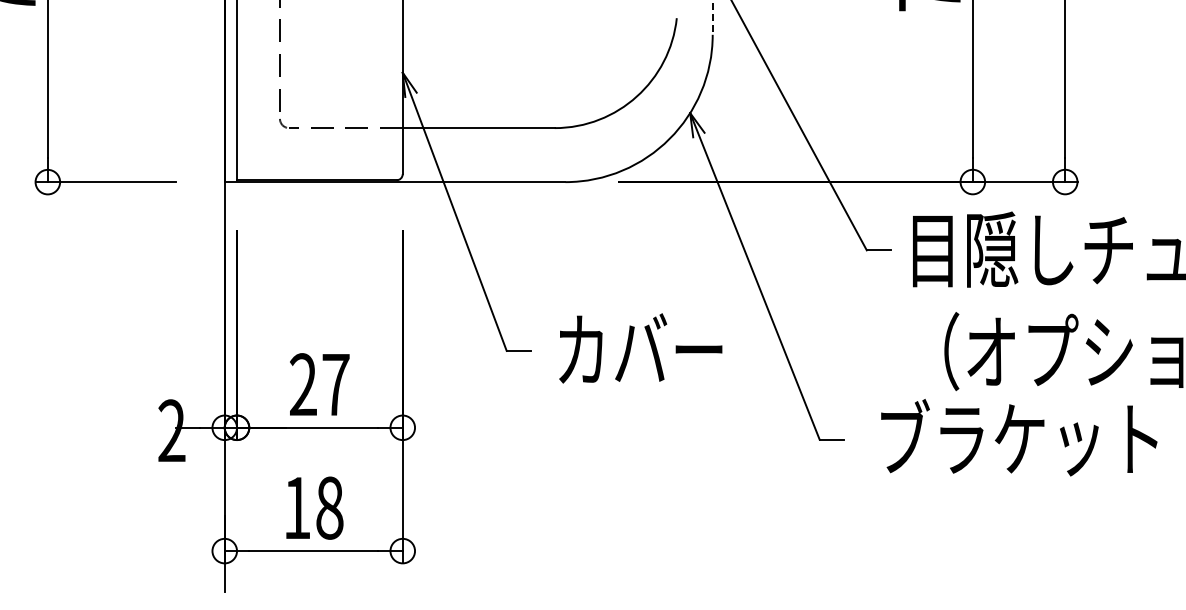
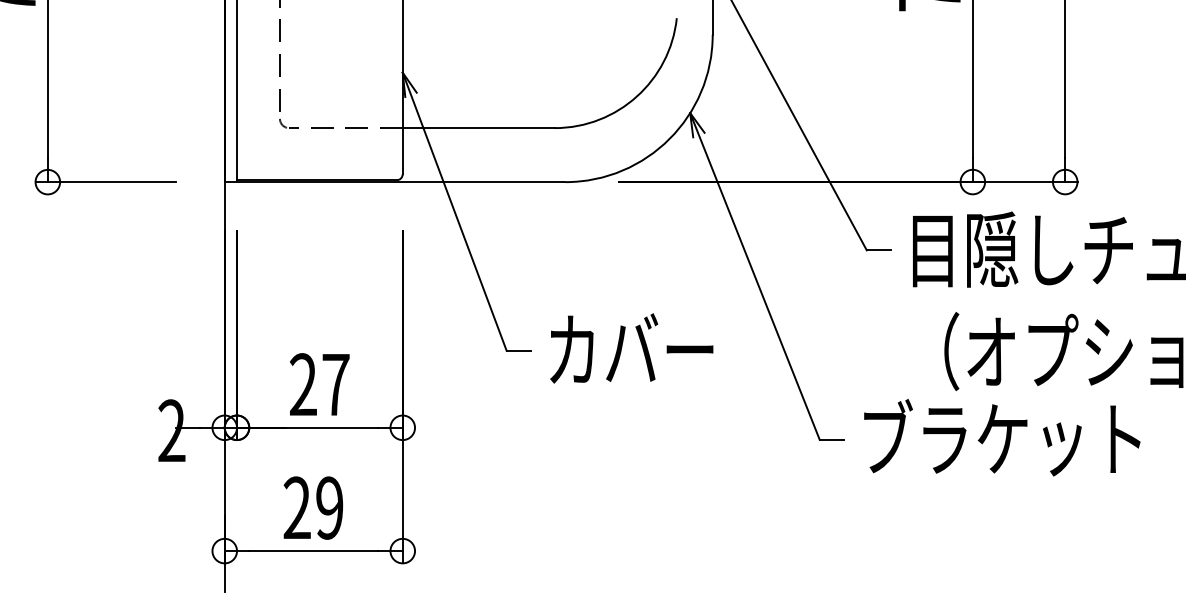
line: dashed -> solid (712, 17)
text position: (640, 348) -> (631, 348) (631, 348)
text position: (1019, 437) -> (1002, 437) (1002, 437)
text: 18 -> 29 (313, 507)
